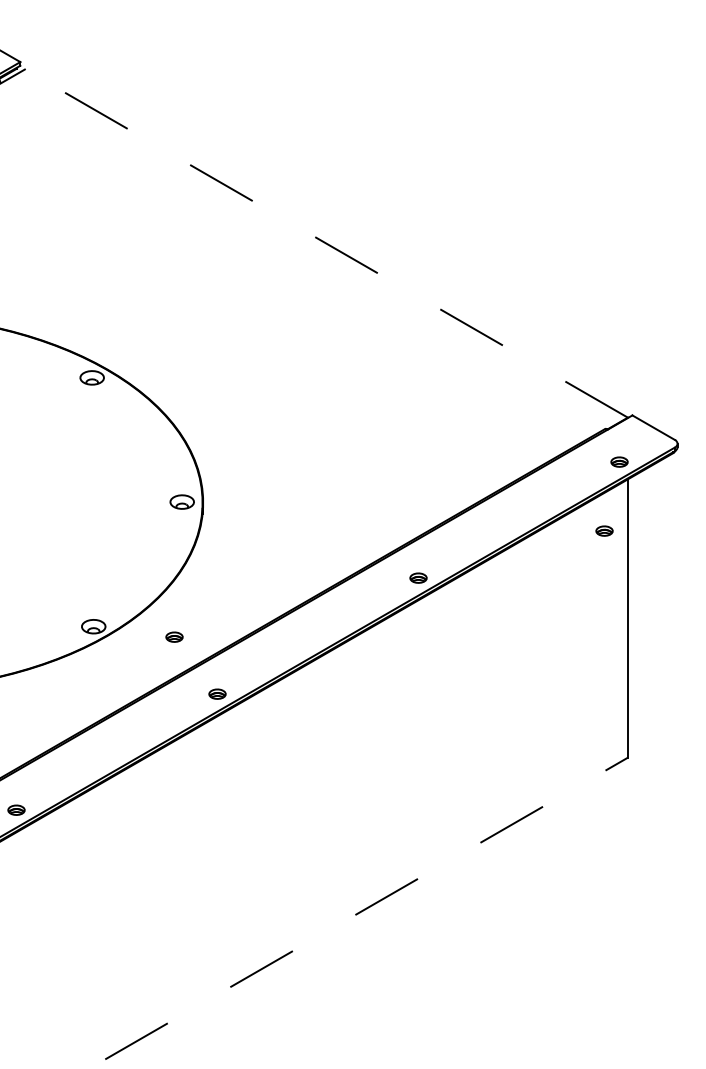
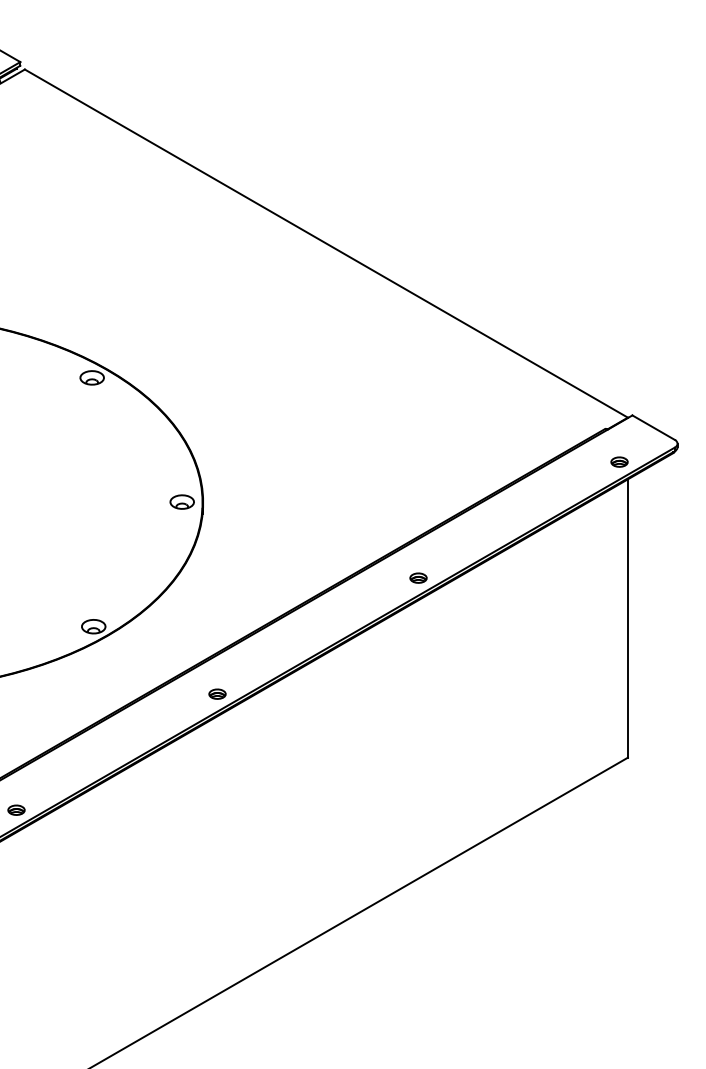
line: dashed -> solid (325, 243)
part: present -> none (604, 530)
part: present -> none (174, 636)
line: dashed -> solid (358, 913)
